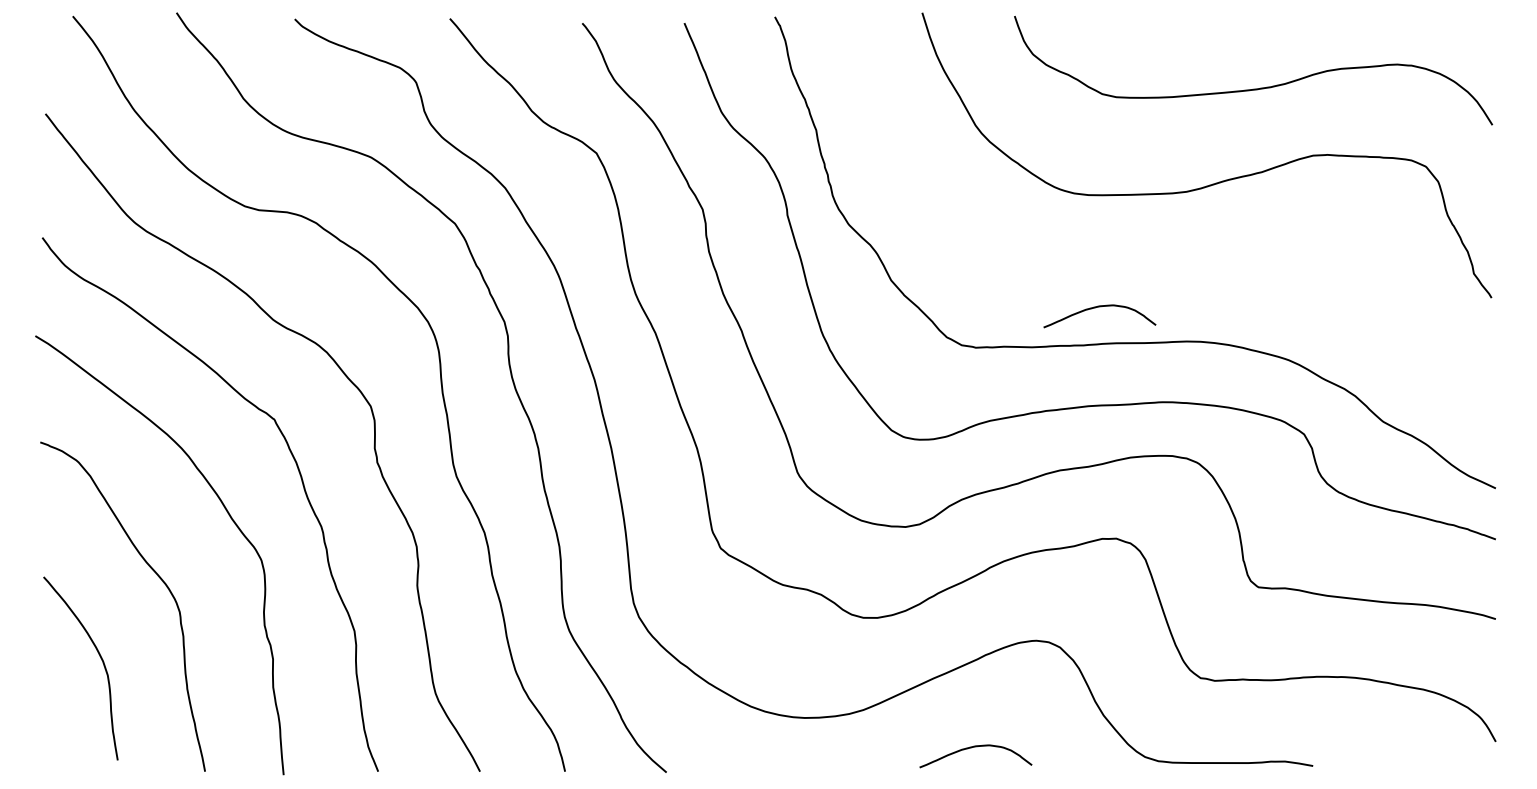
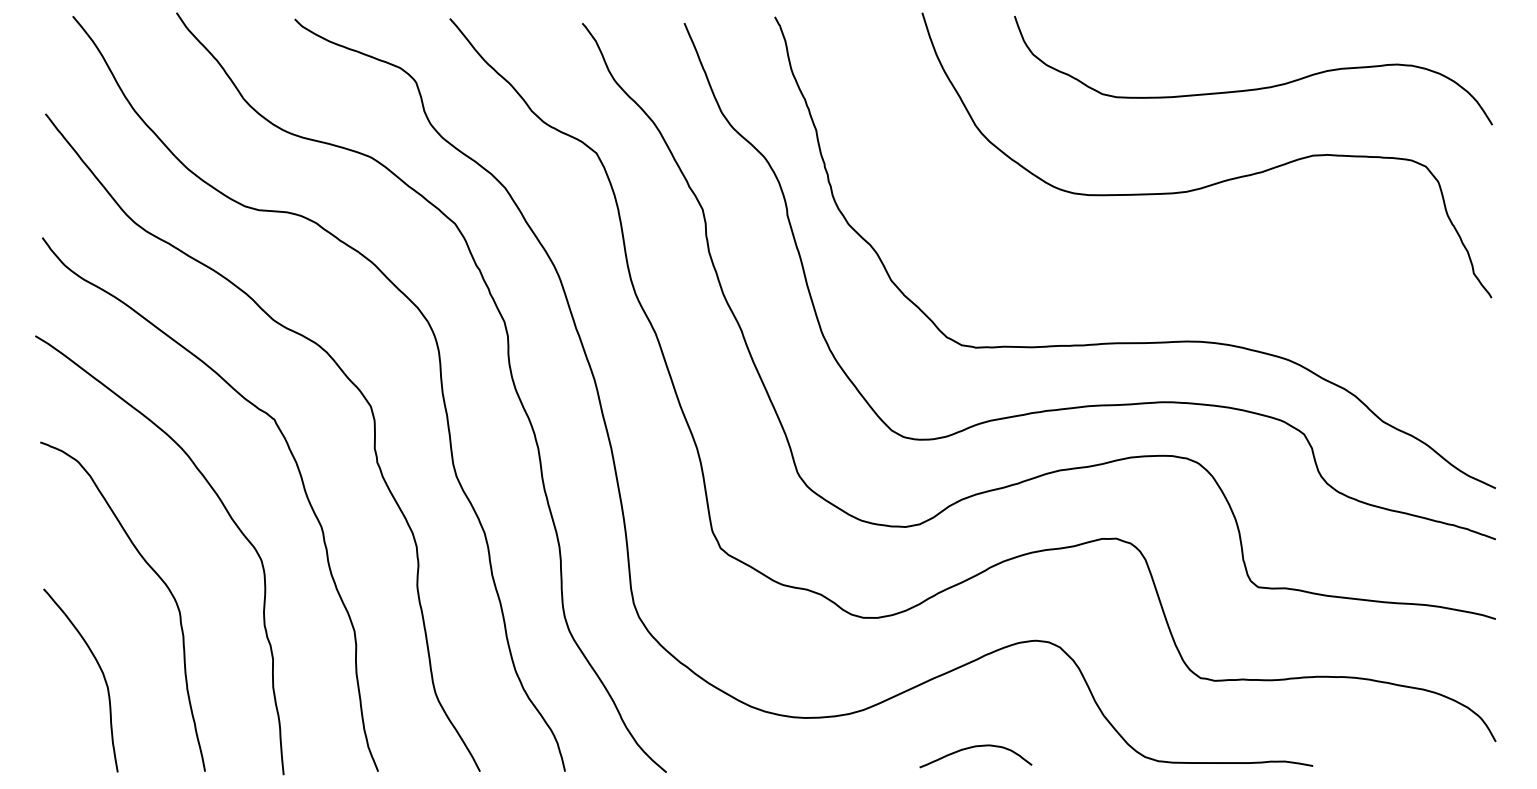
curve: present -> none (1095, 308)
curve position: (100, 658) -> (100, 670) (100, 670)
